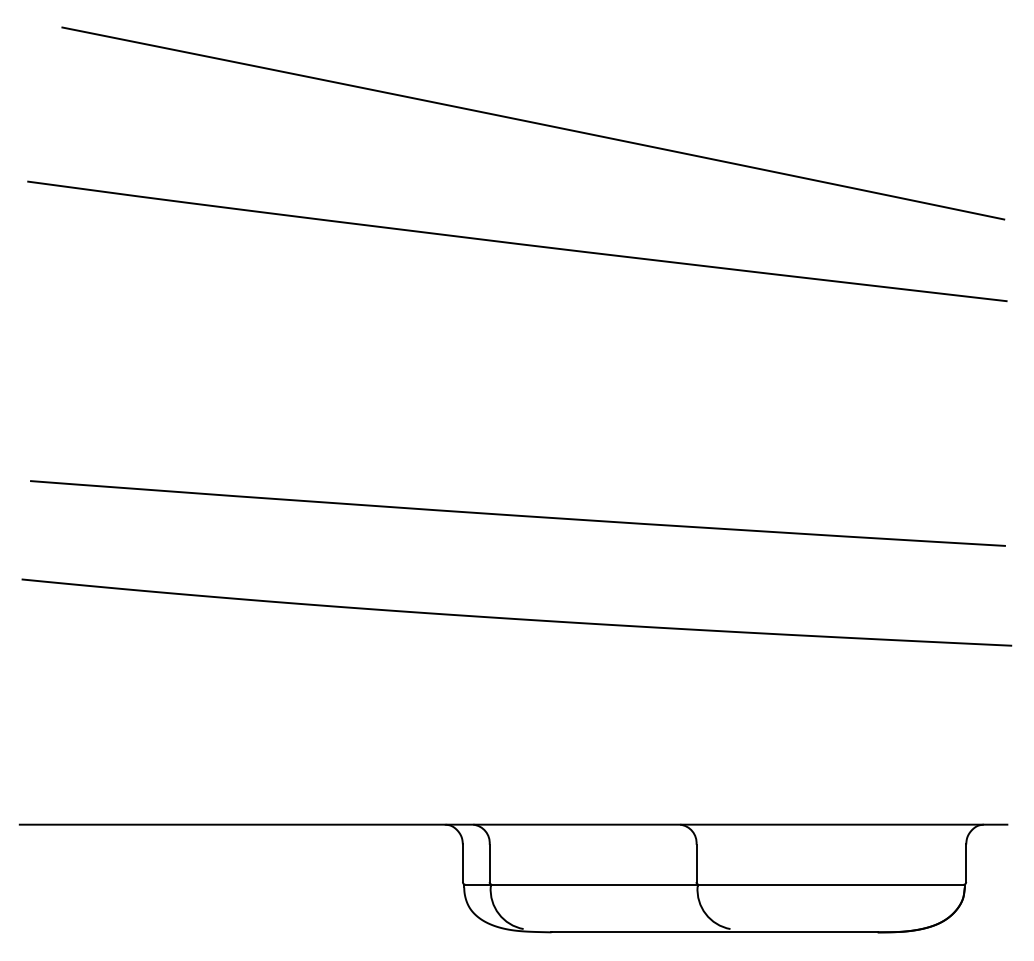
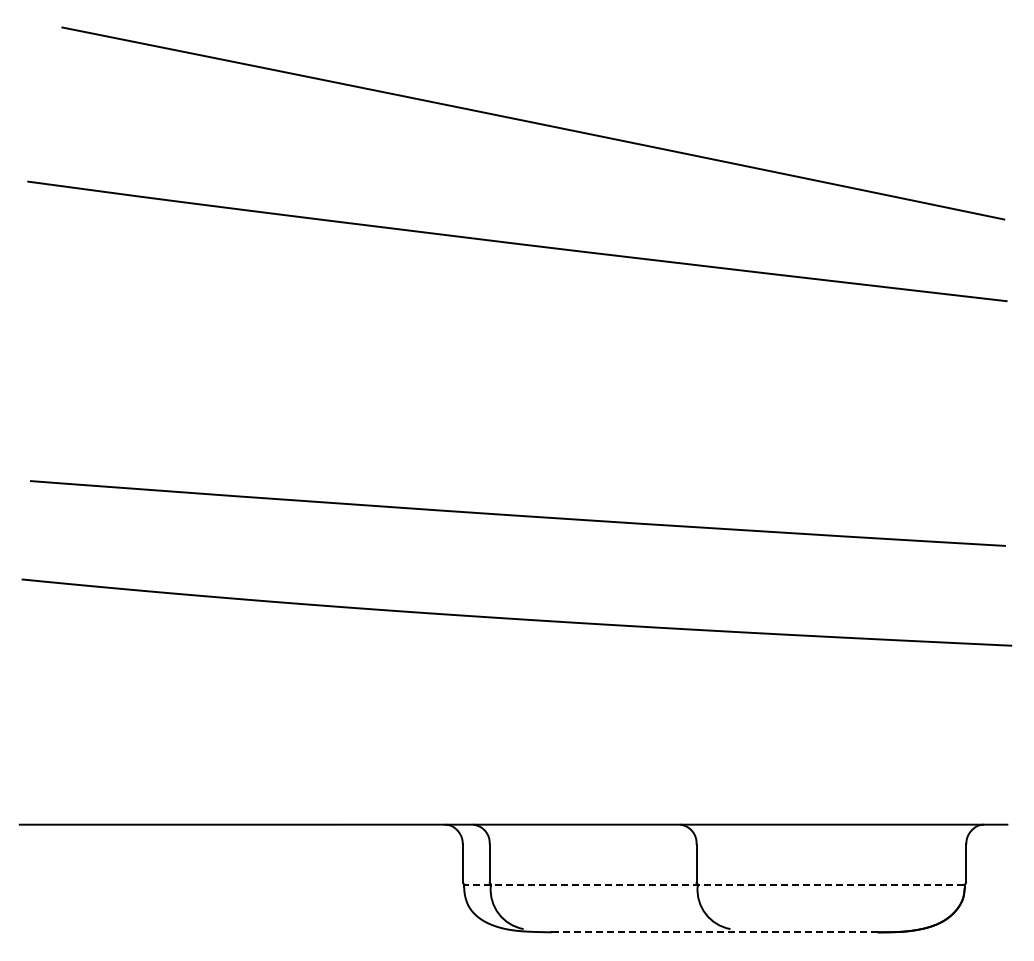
line: solid -> dashed (713, 884)
line: solid -> dashed (715, 932)
